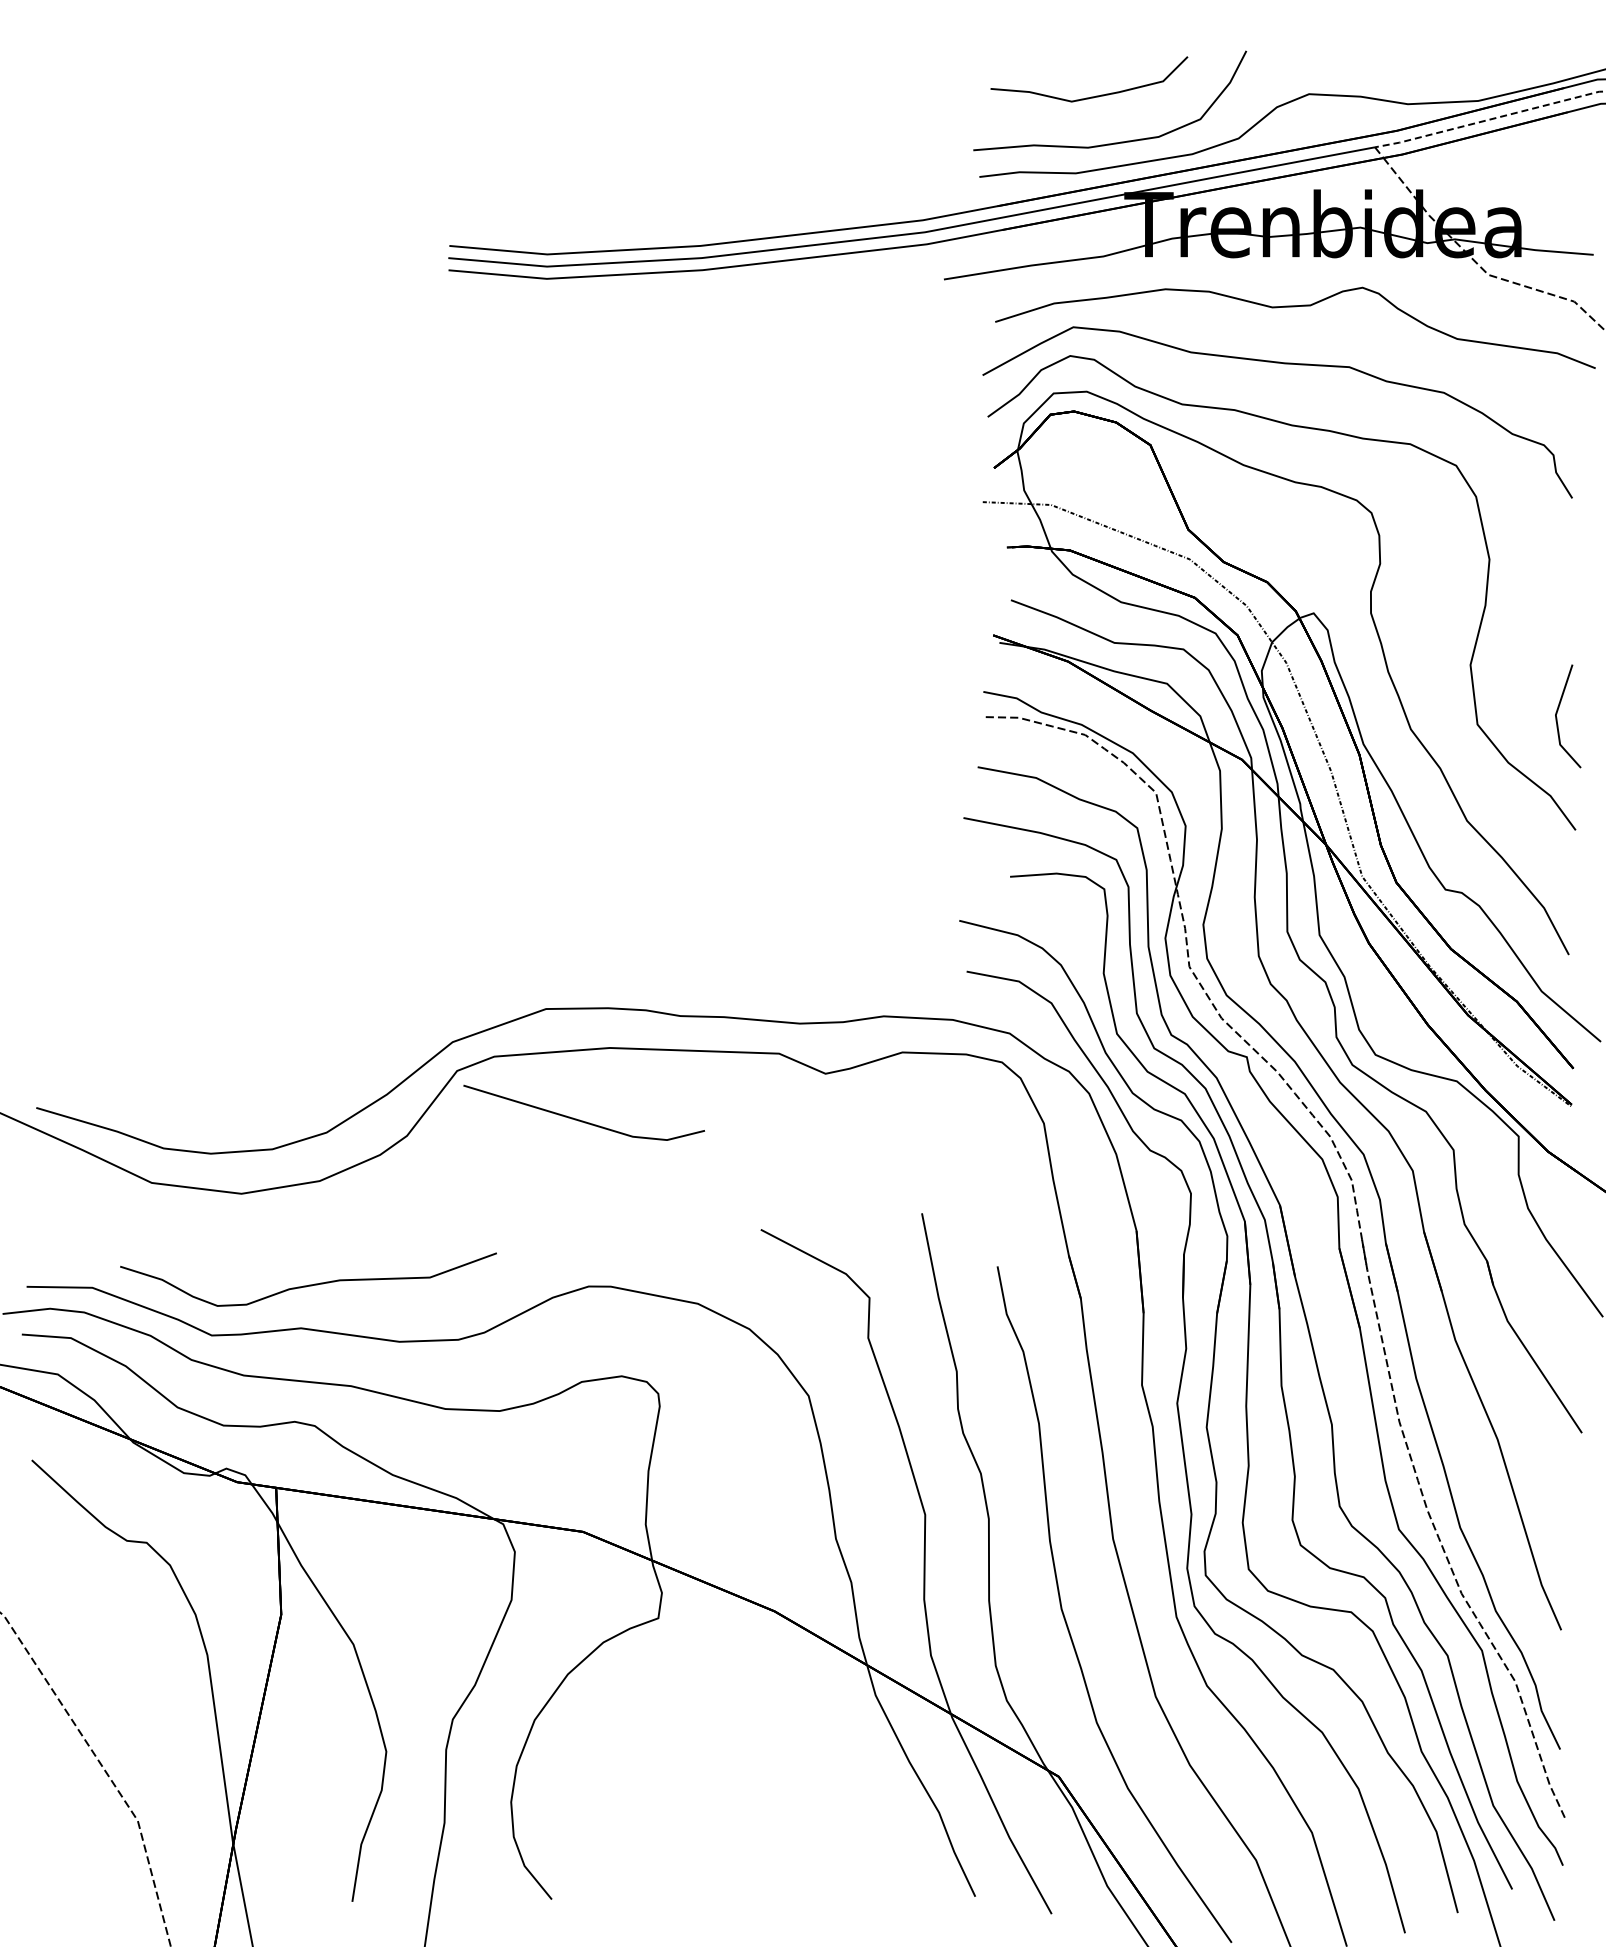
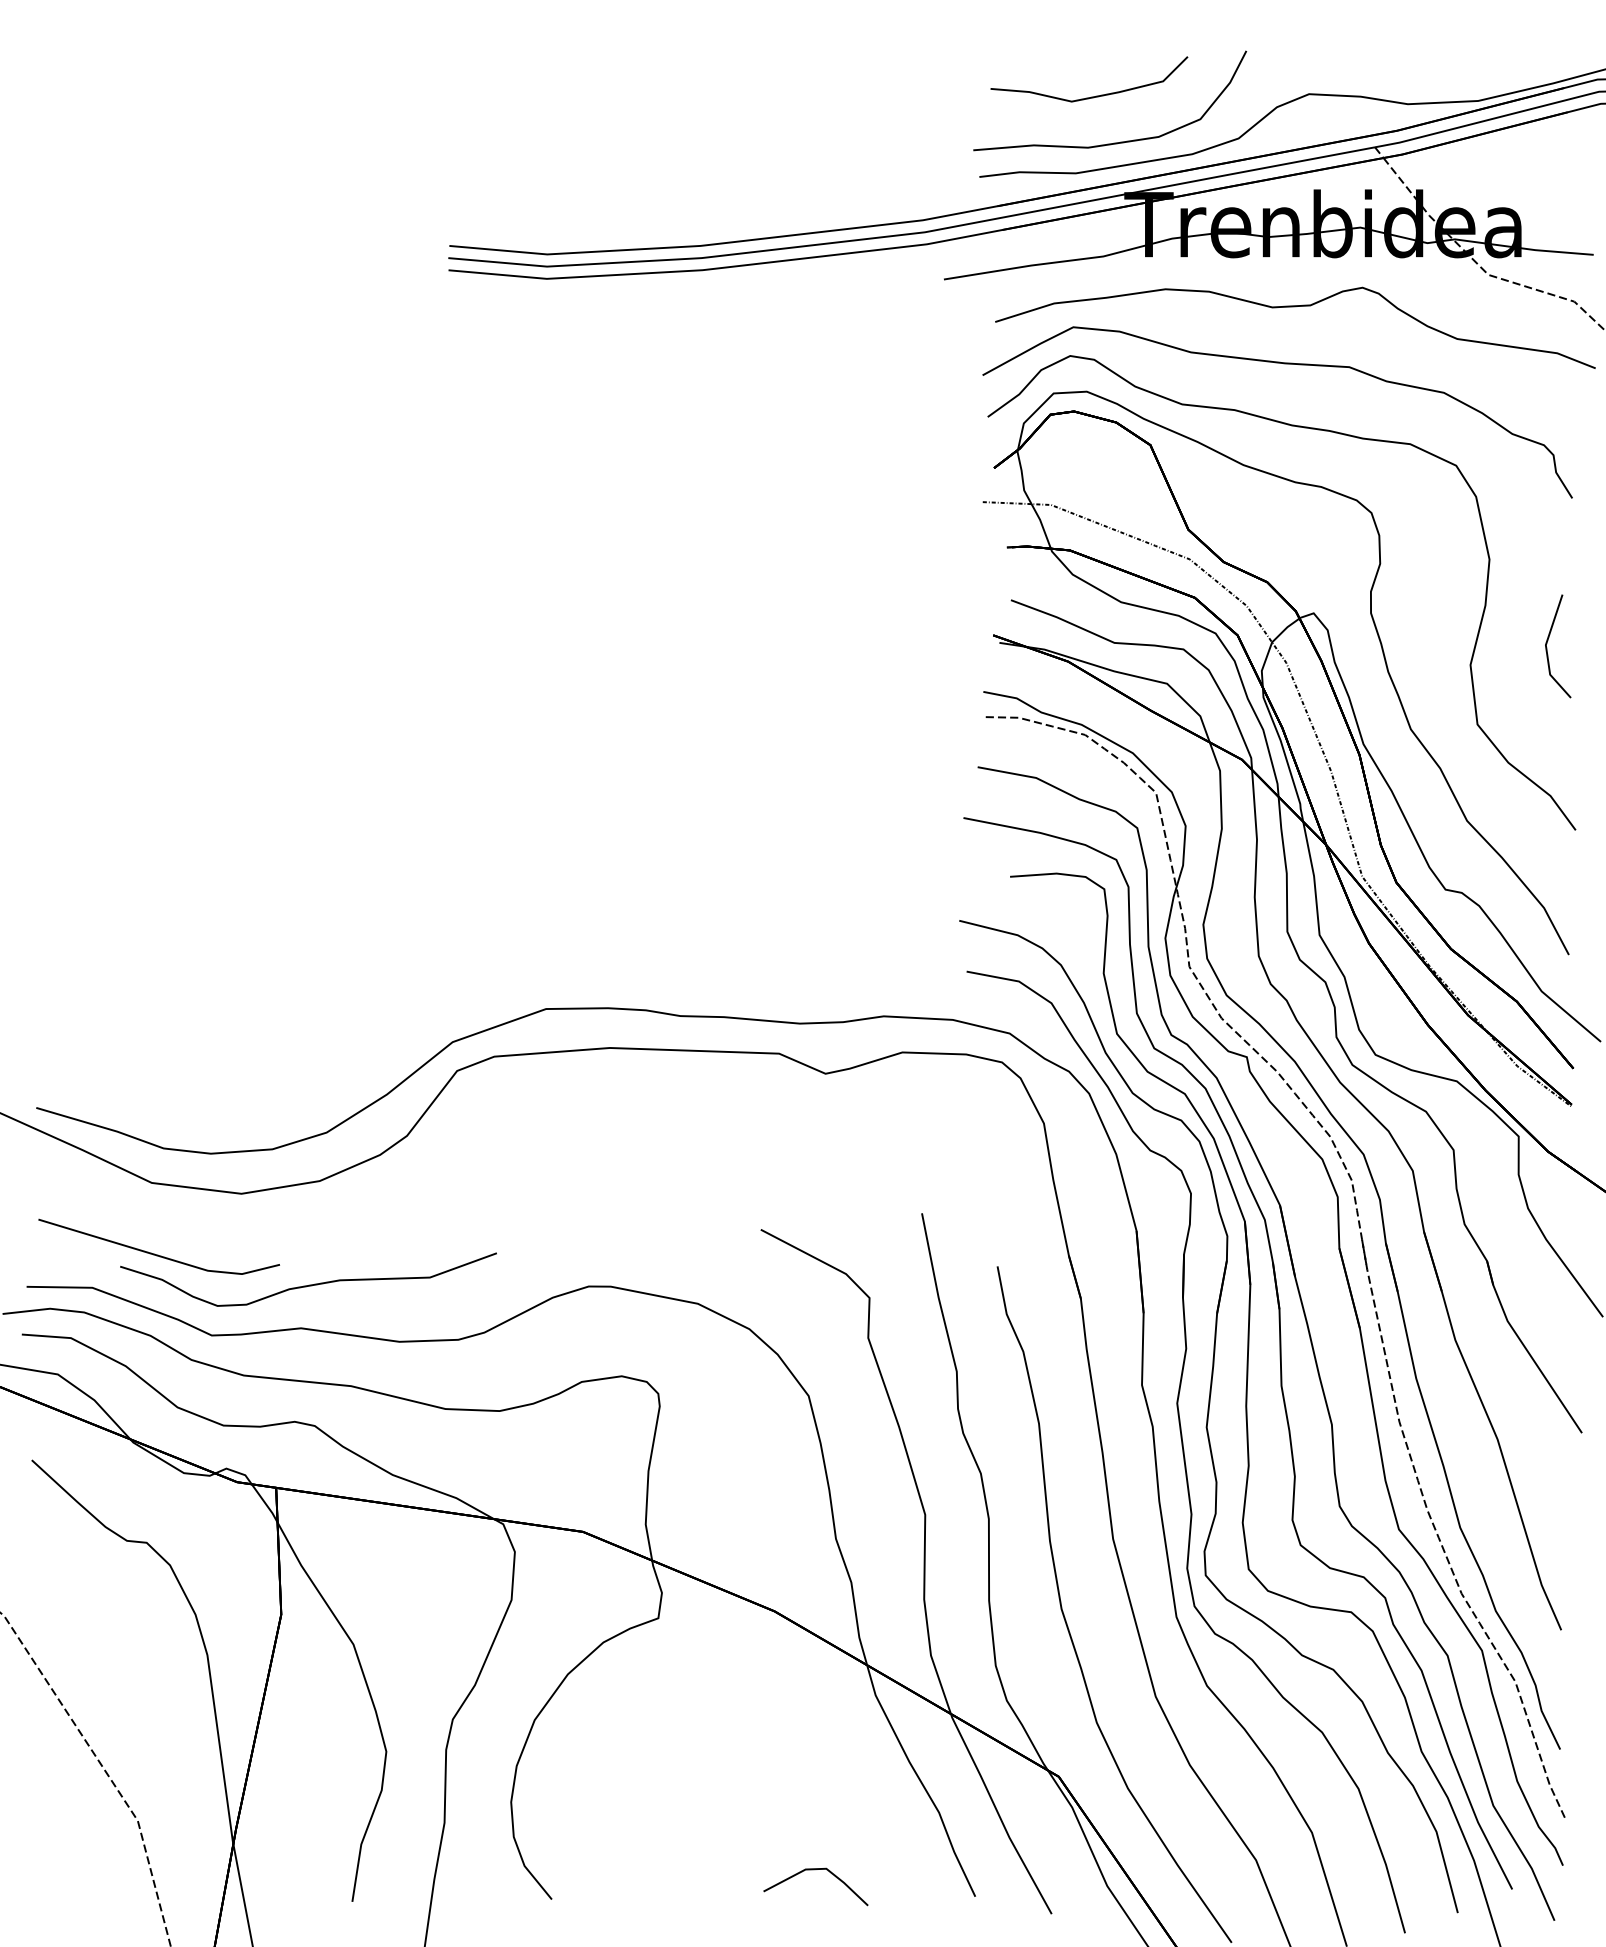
line: dashed -> solid (1489, 119)
line position: (1557, 717) -> (1547, 647) (1547, 647)
line position: (583, 1120) -> (158, 1254) (158, 1254)
line: none -> present (815, 1870)
